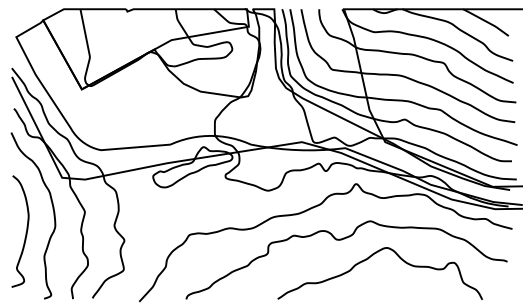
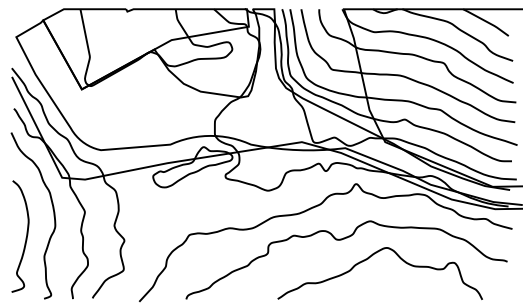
curve position: (25, 232) -> (25, 237) (25, 237)
